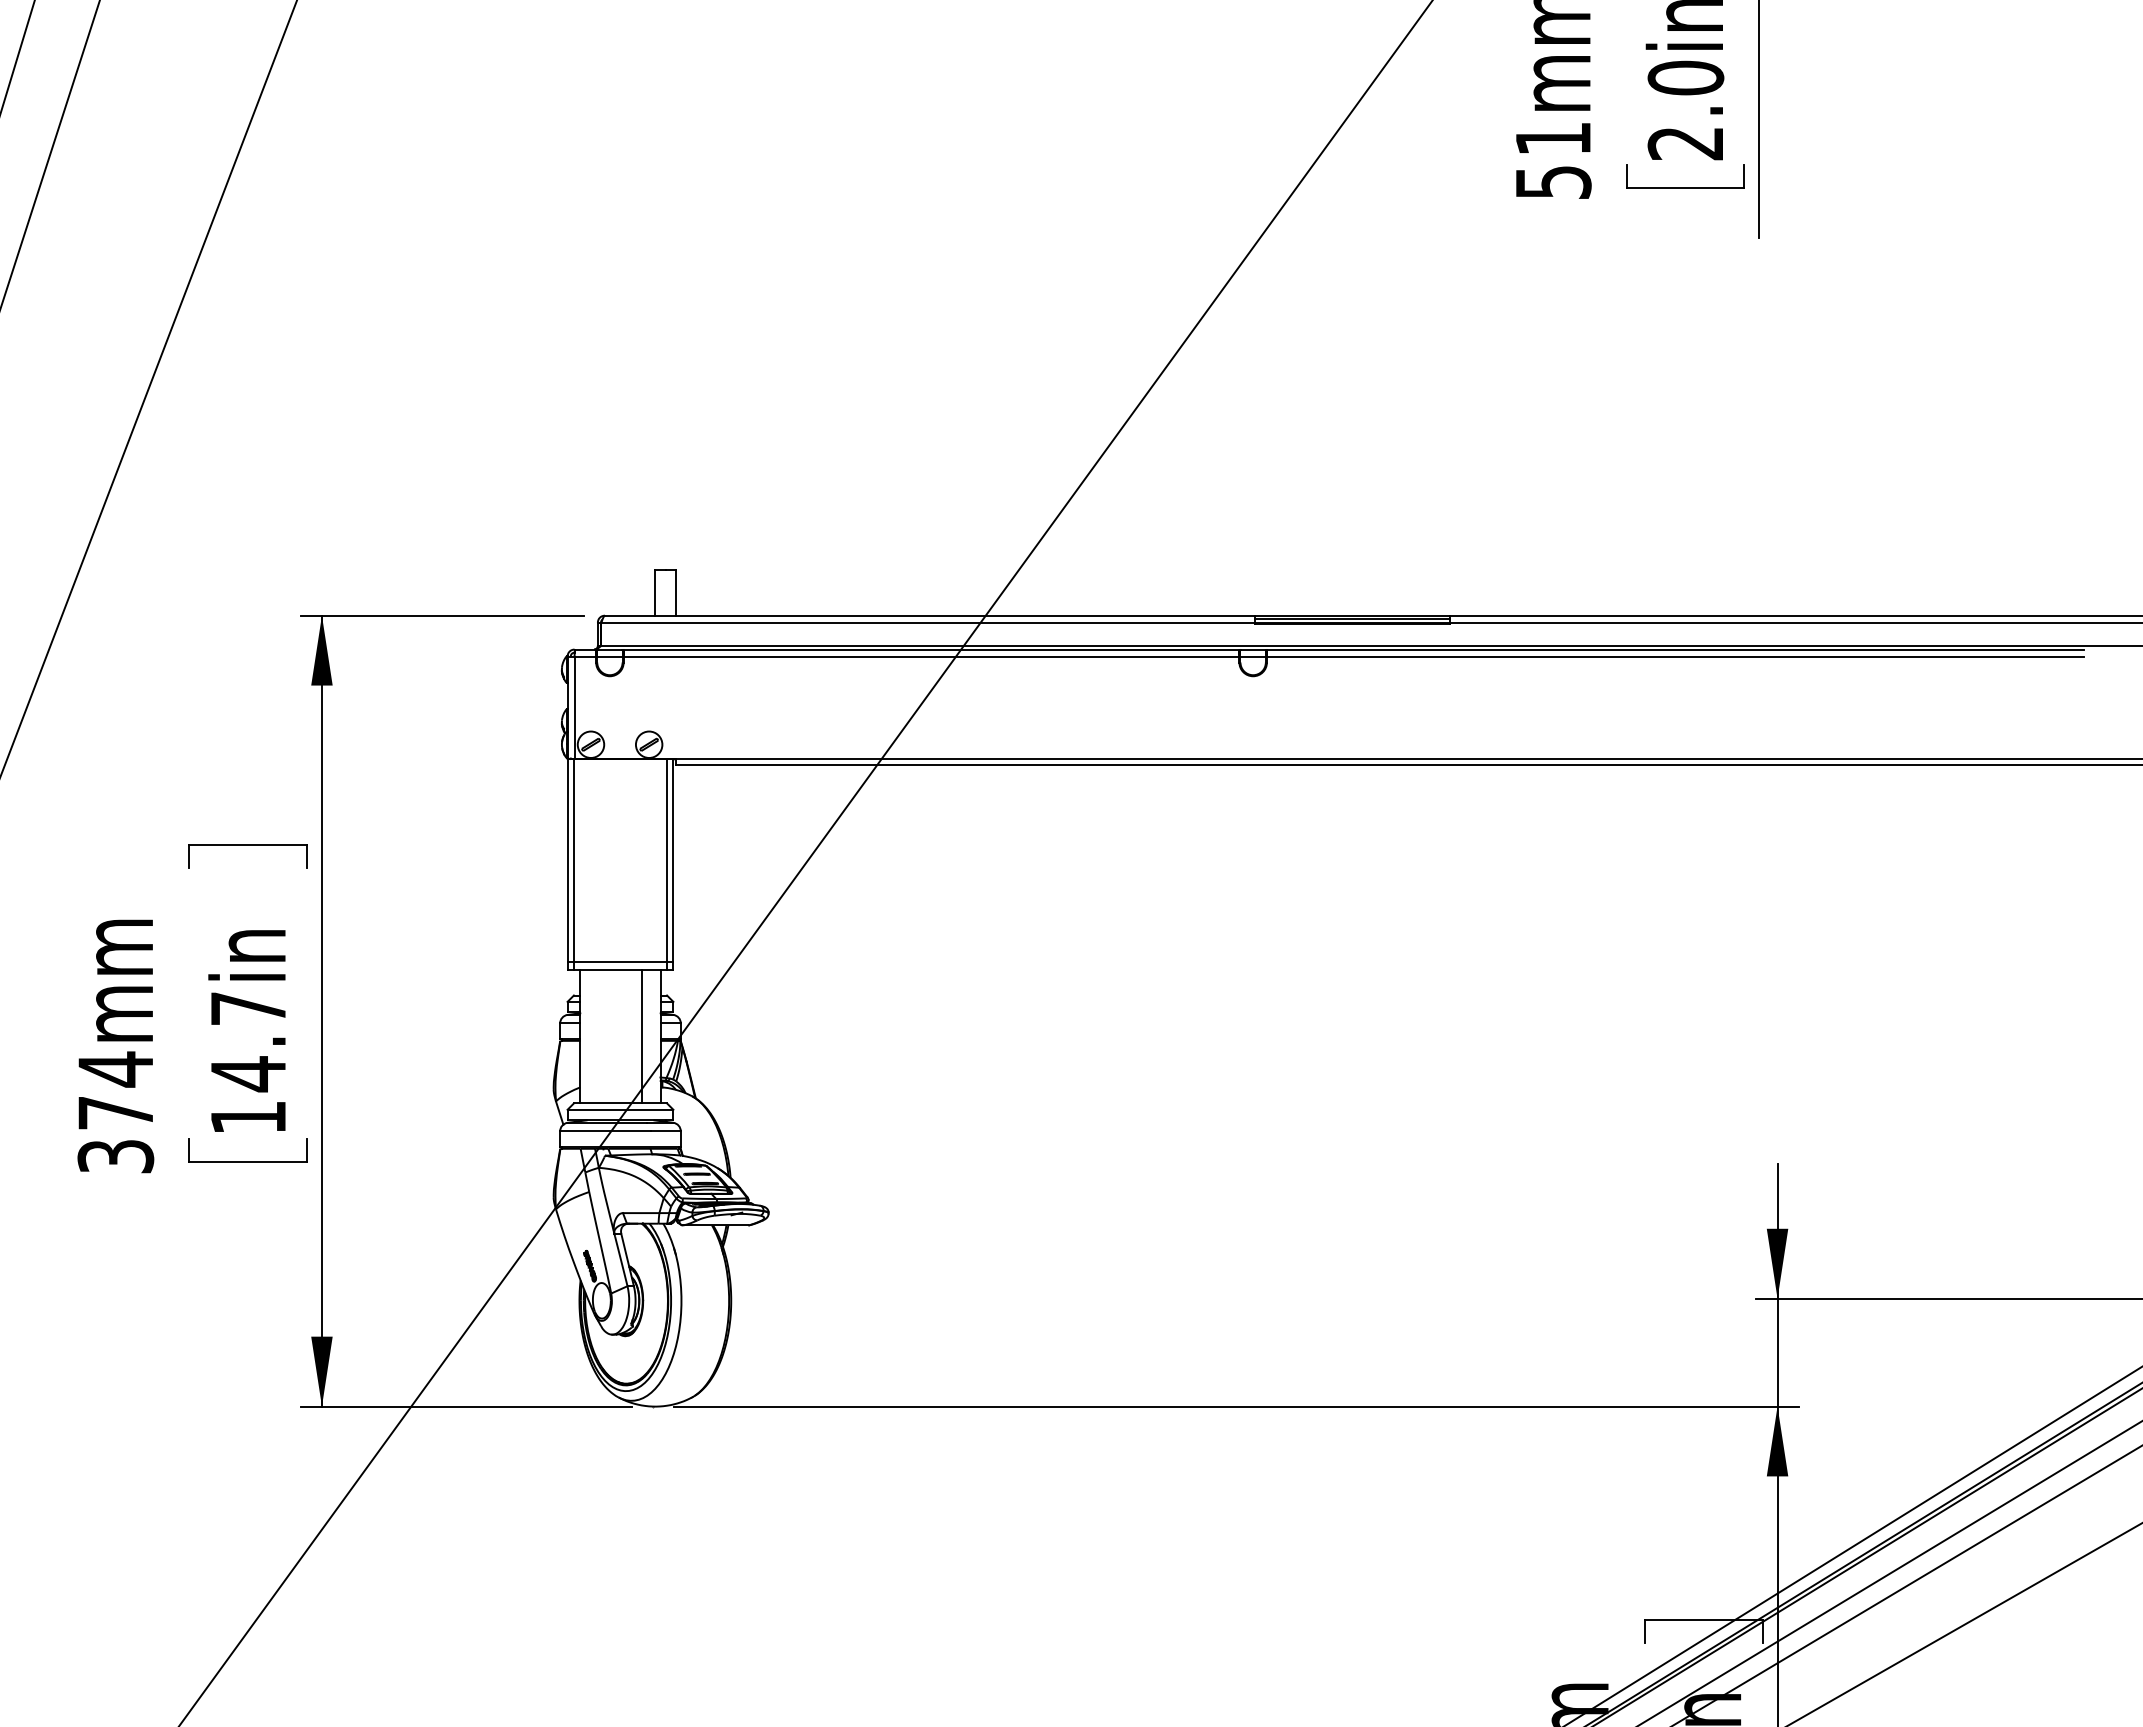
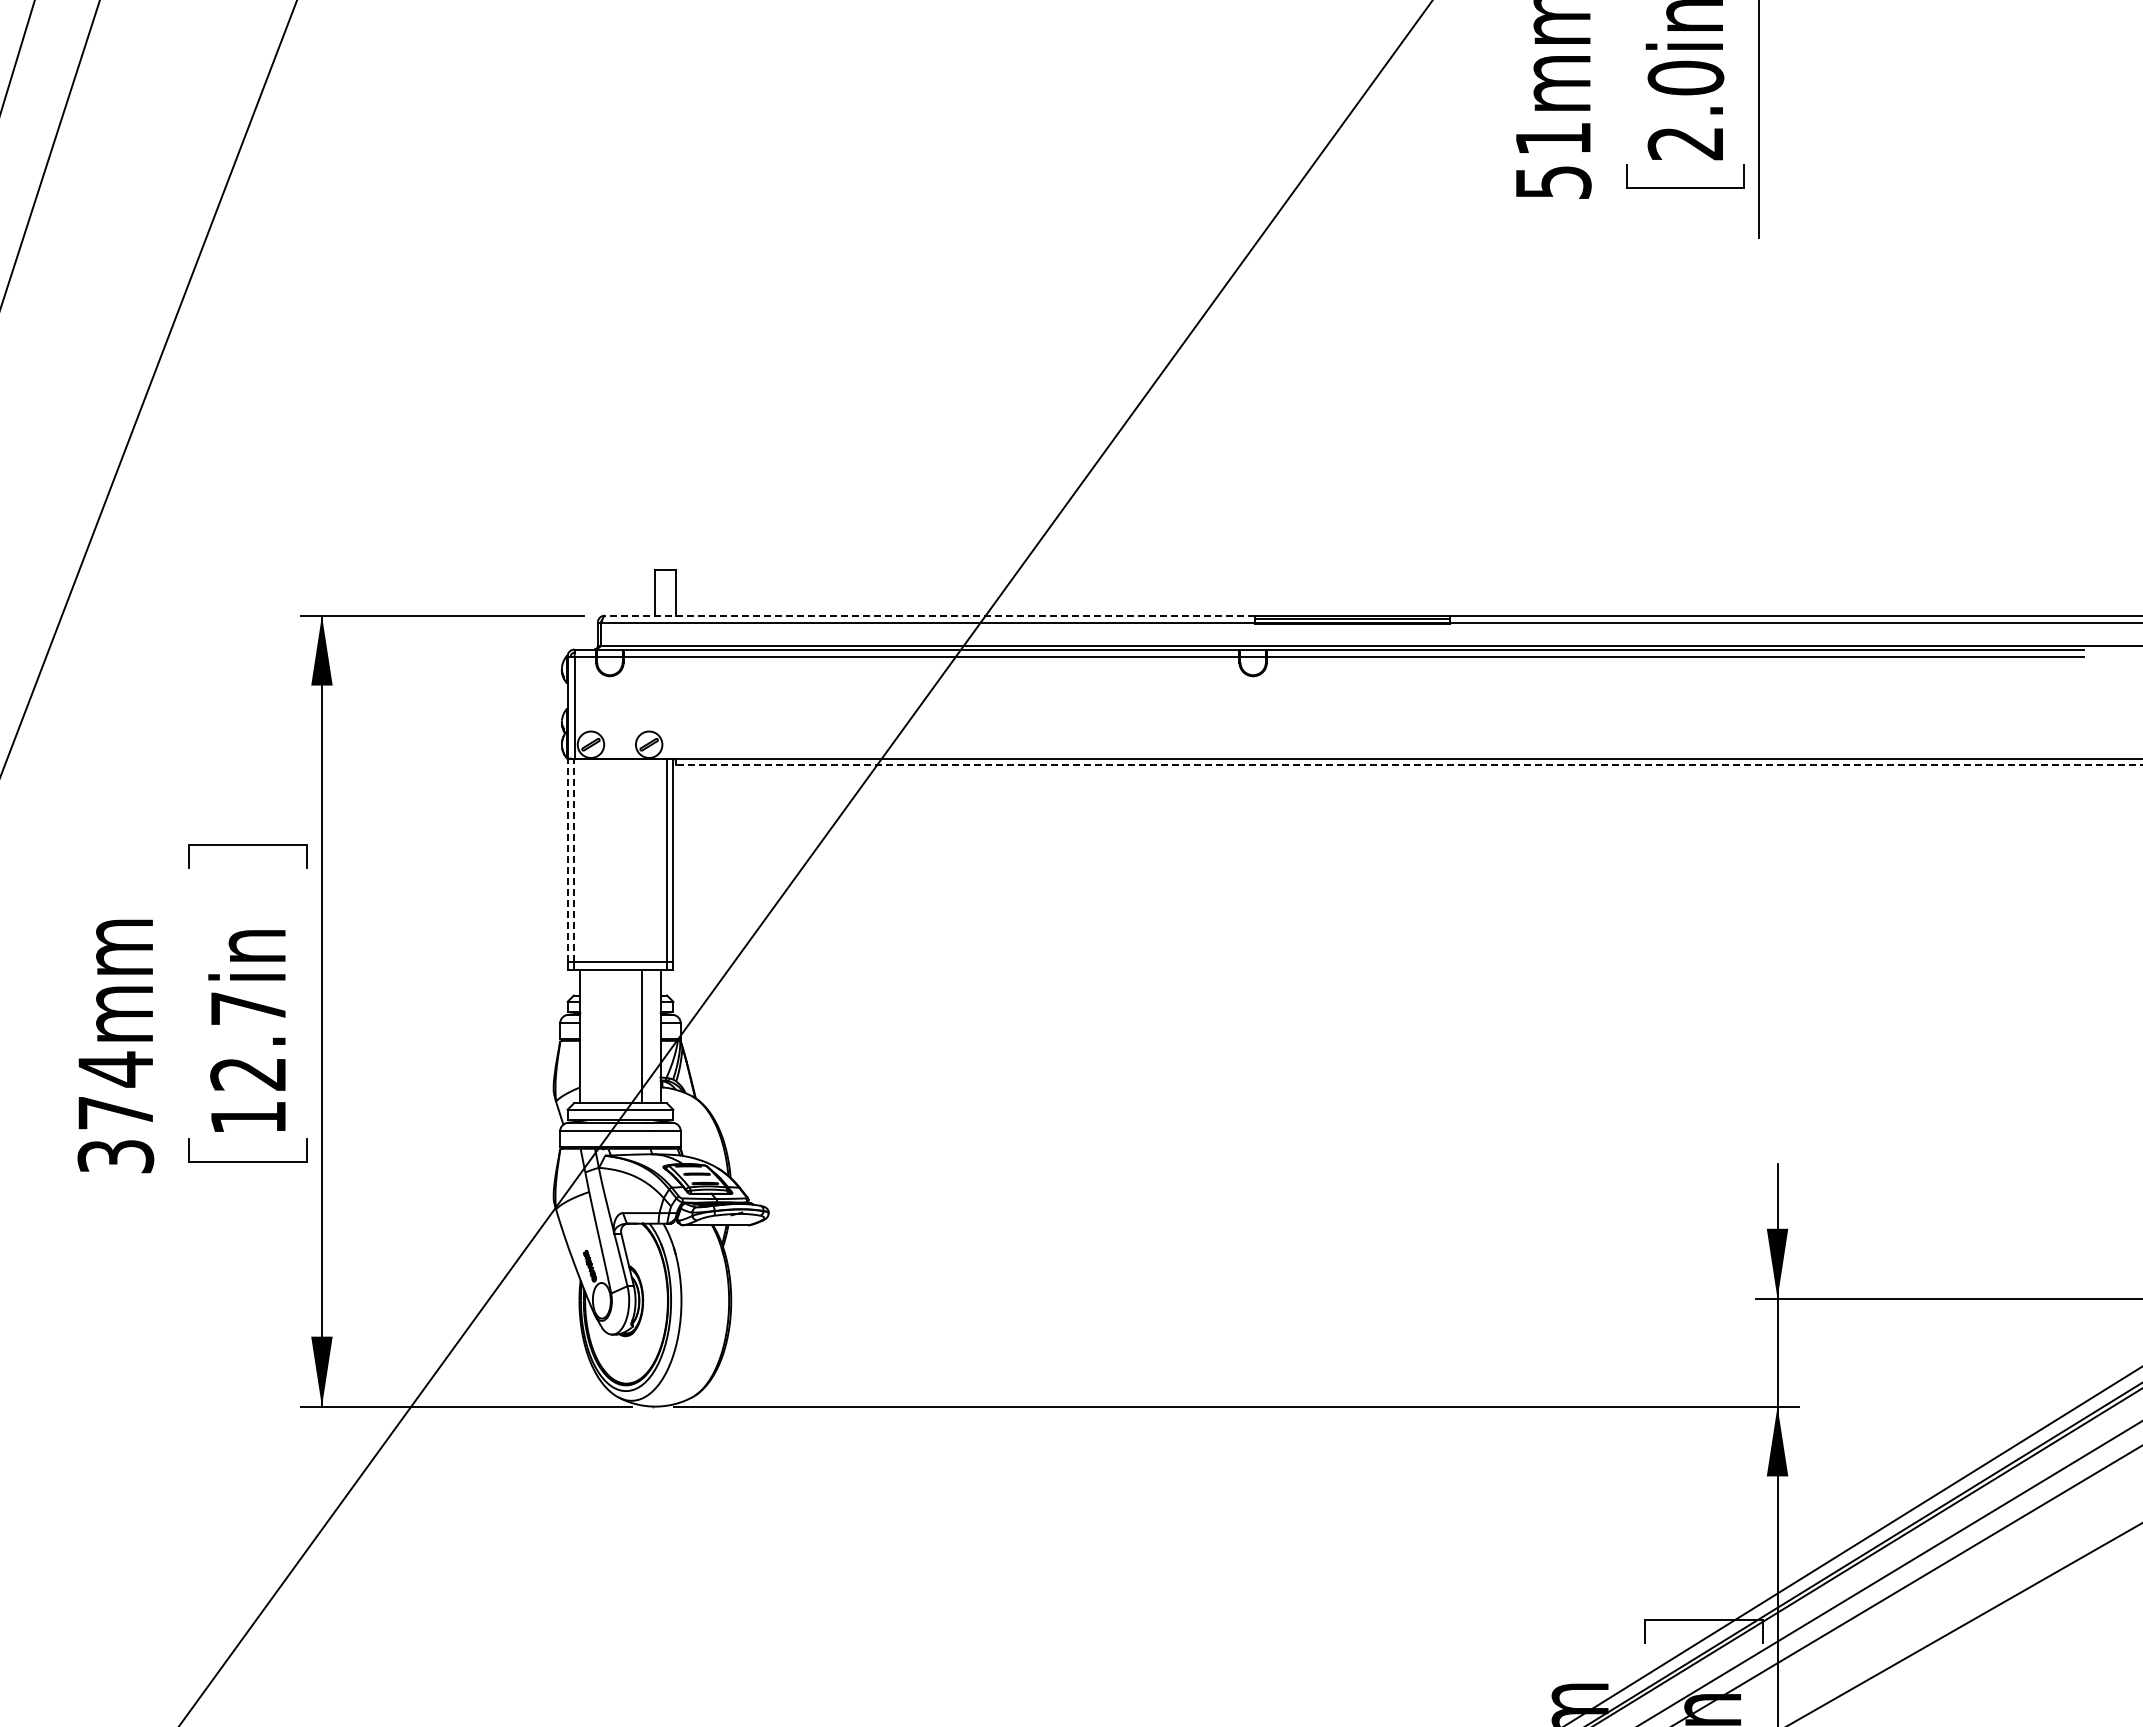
line: solid -> dashed (929, 615)
line: solid -> dashed (1408, 765)
line: solid -> dashed (567, 859)
line: solid -> dashed (573, 859)
text: 14.7in -> 12.7in (247, 1074)
